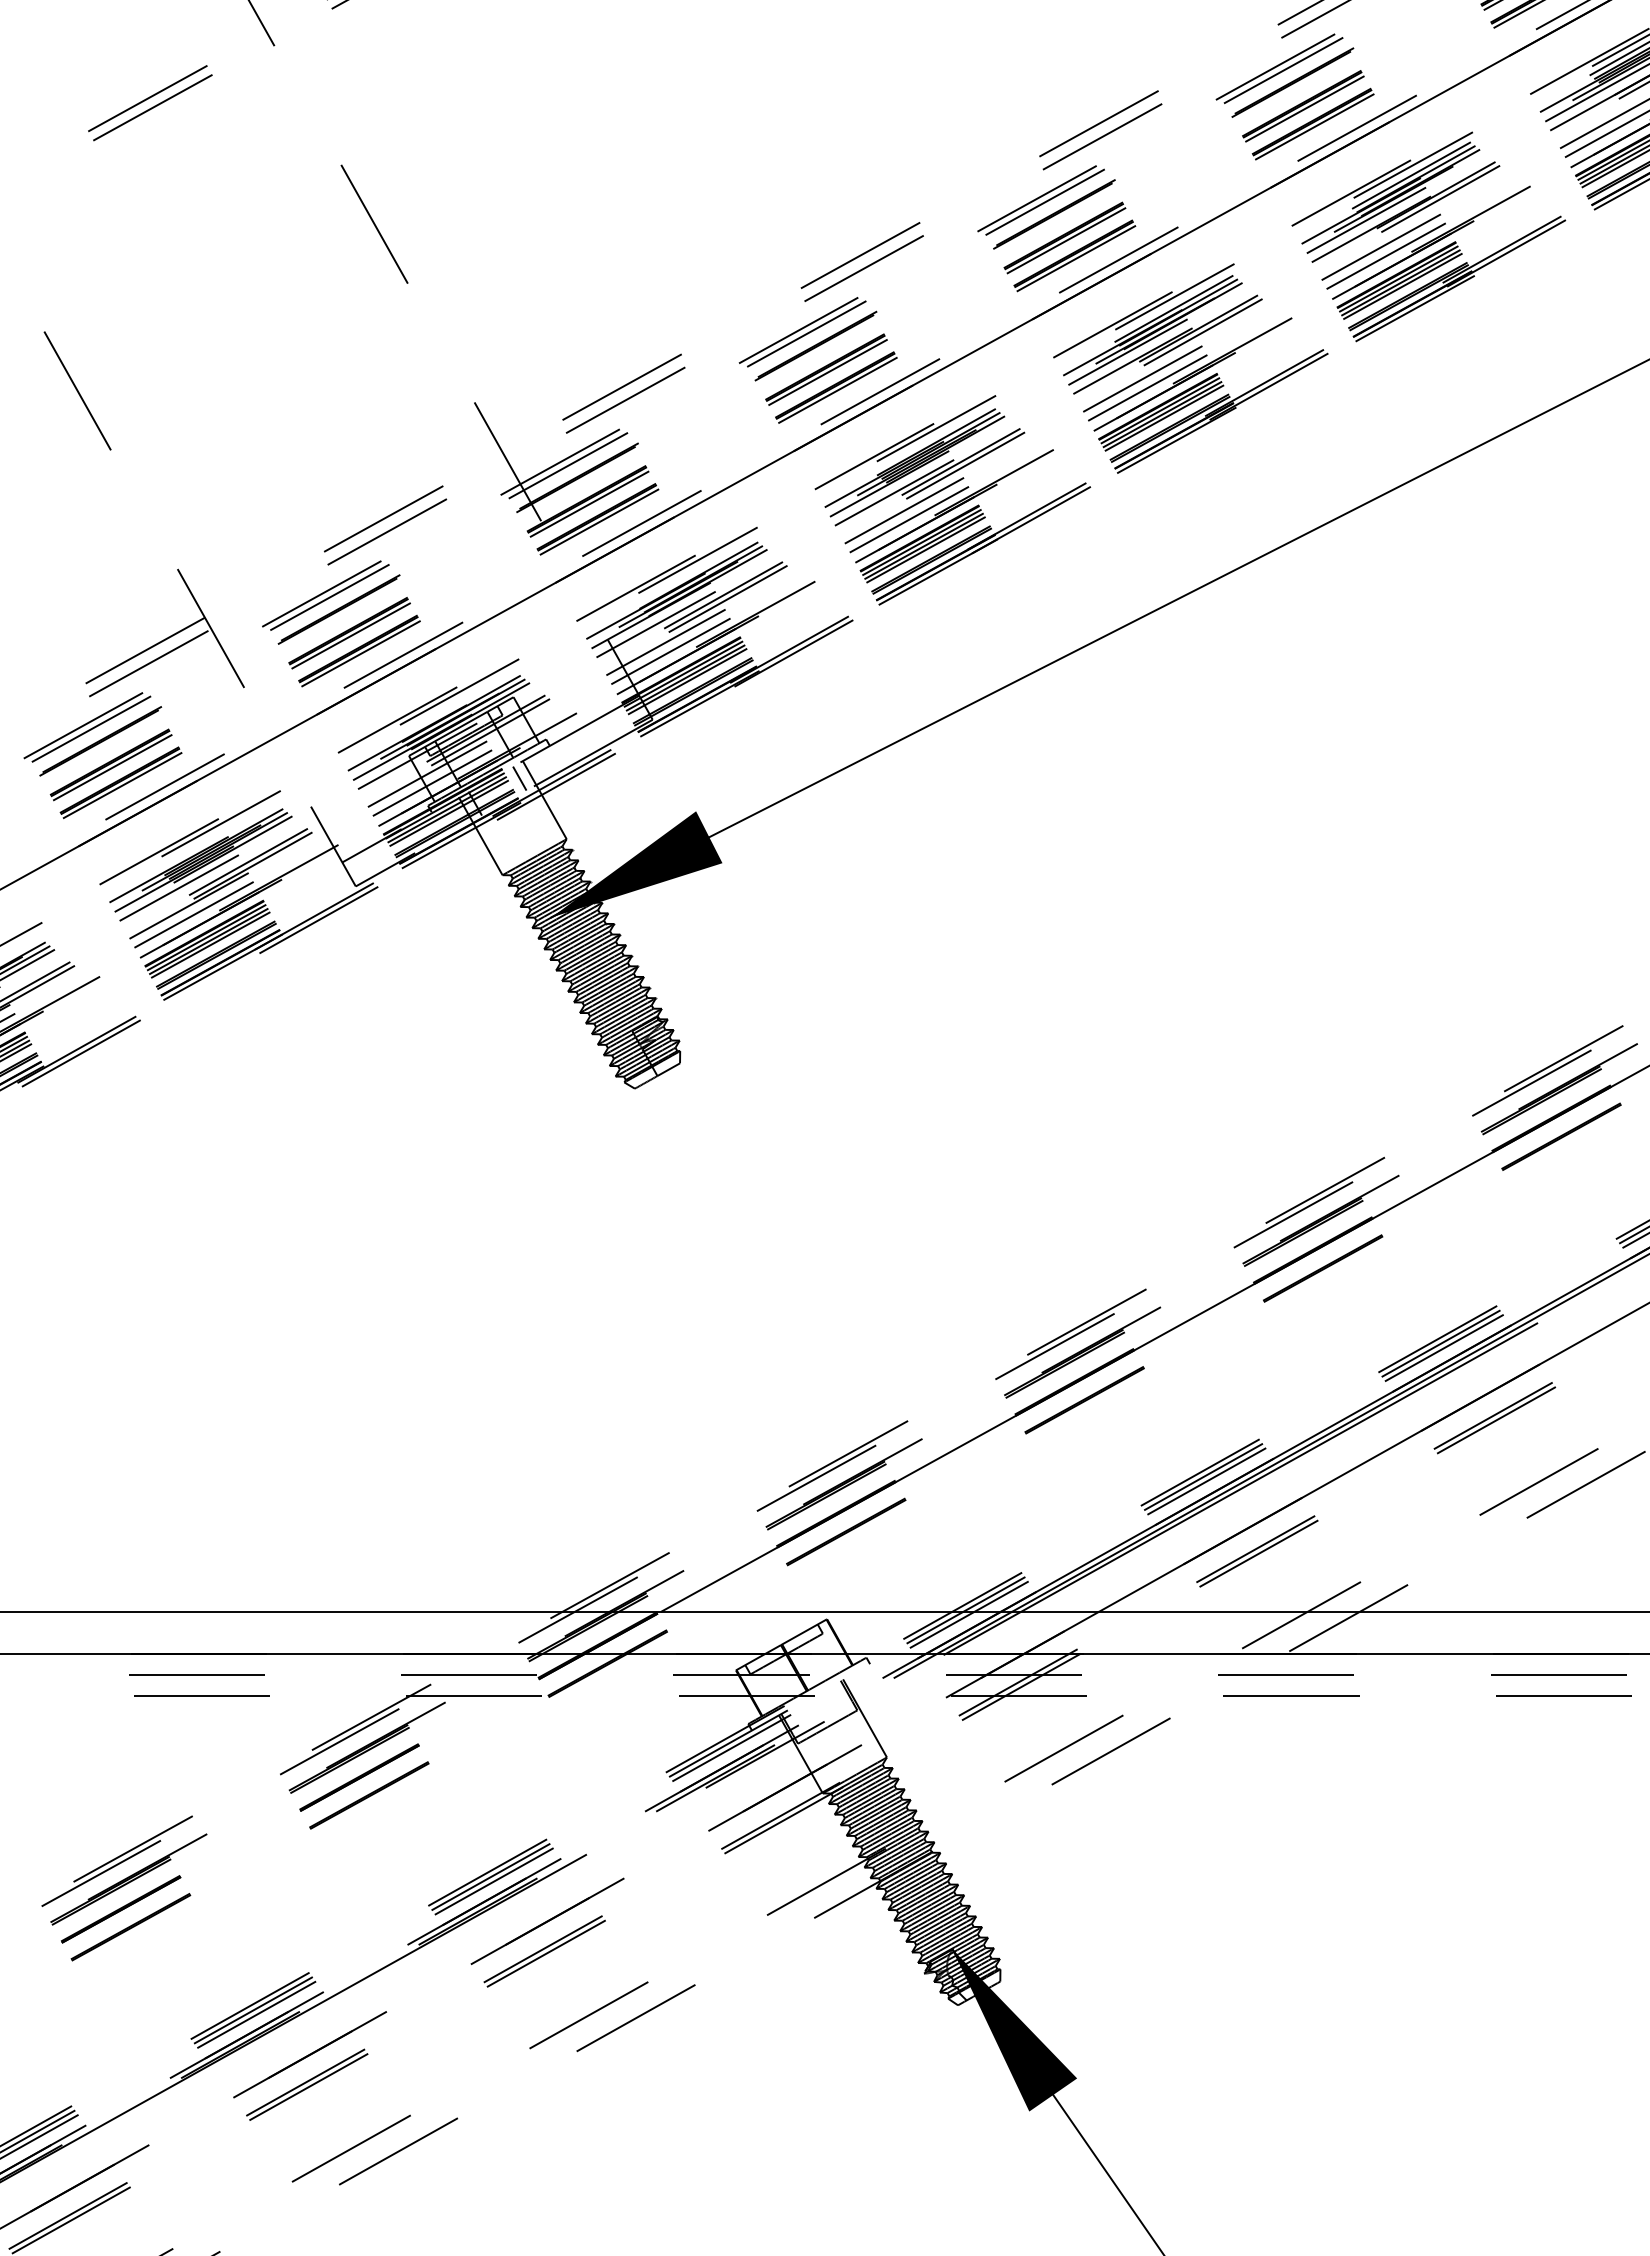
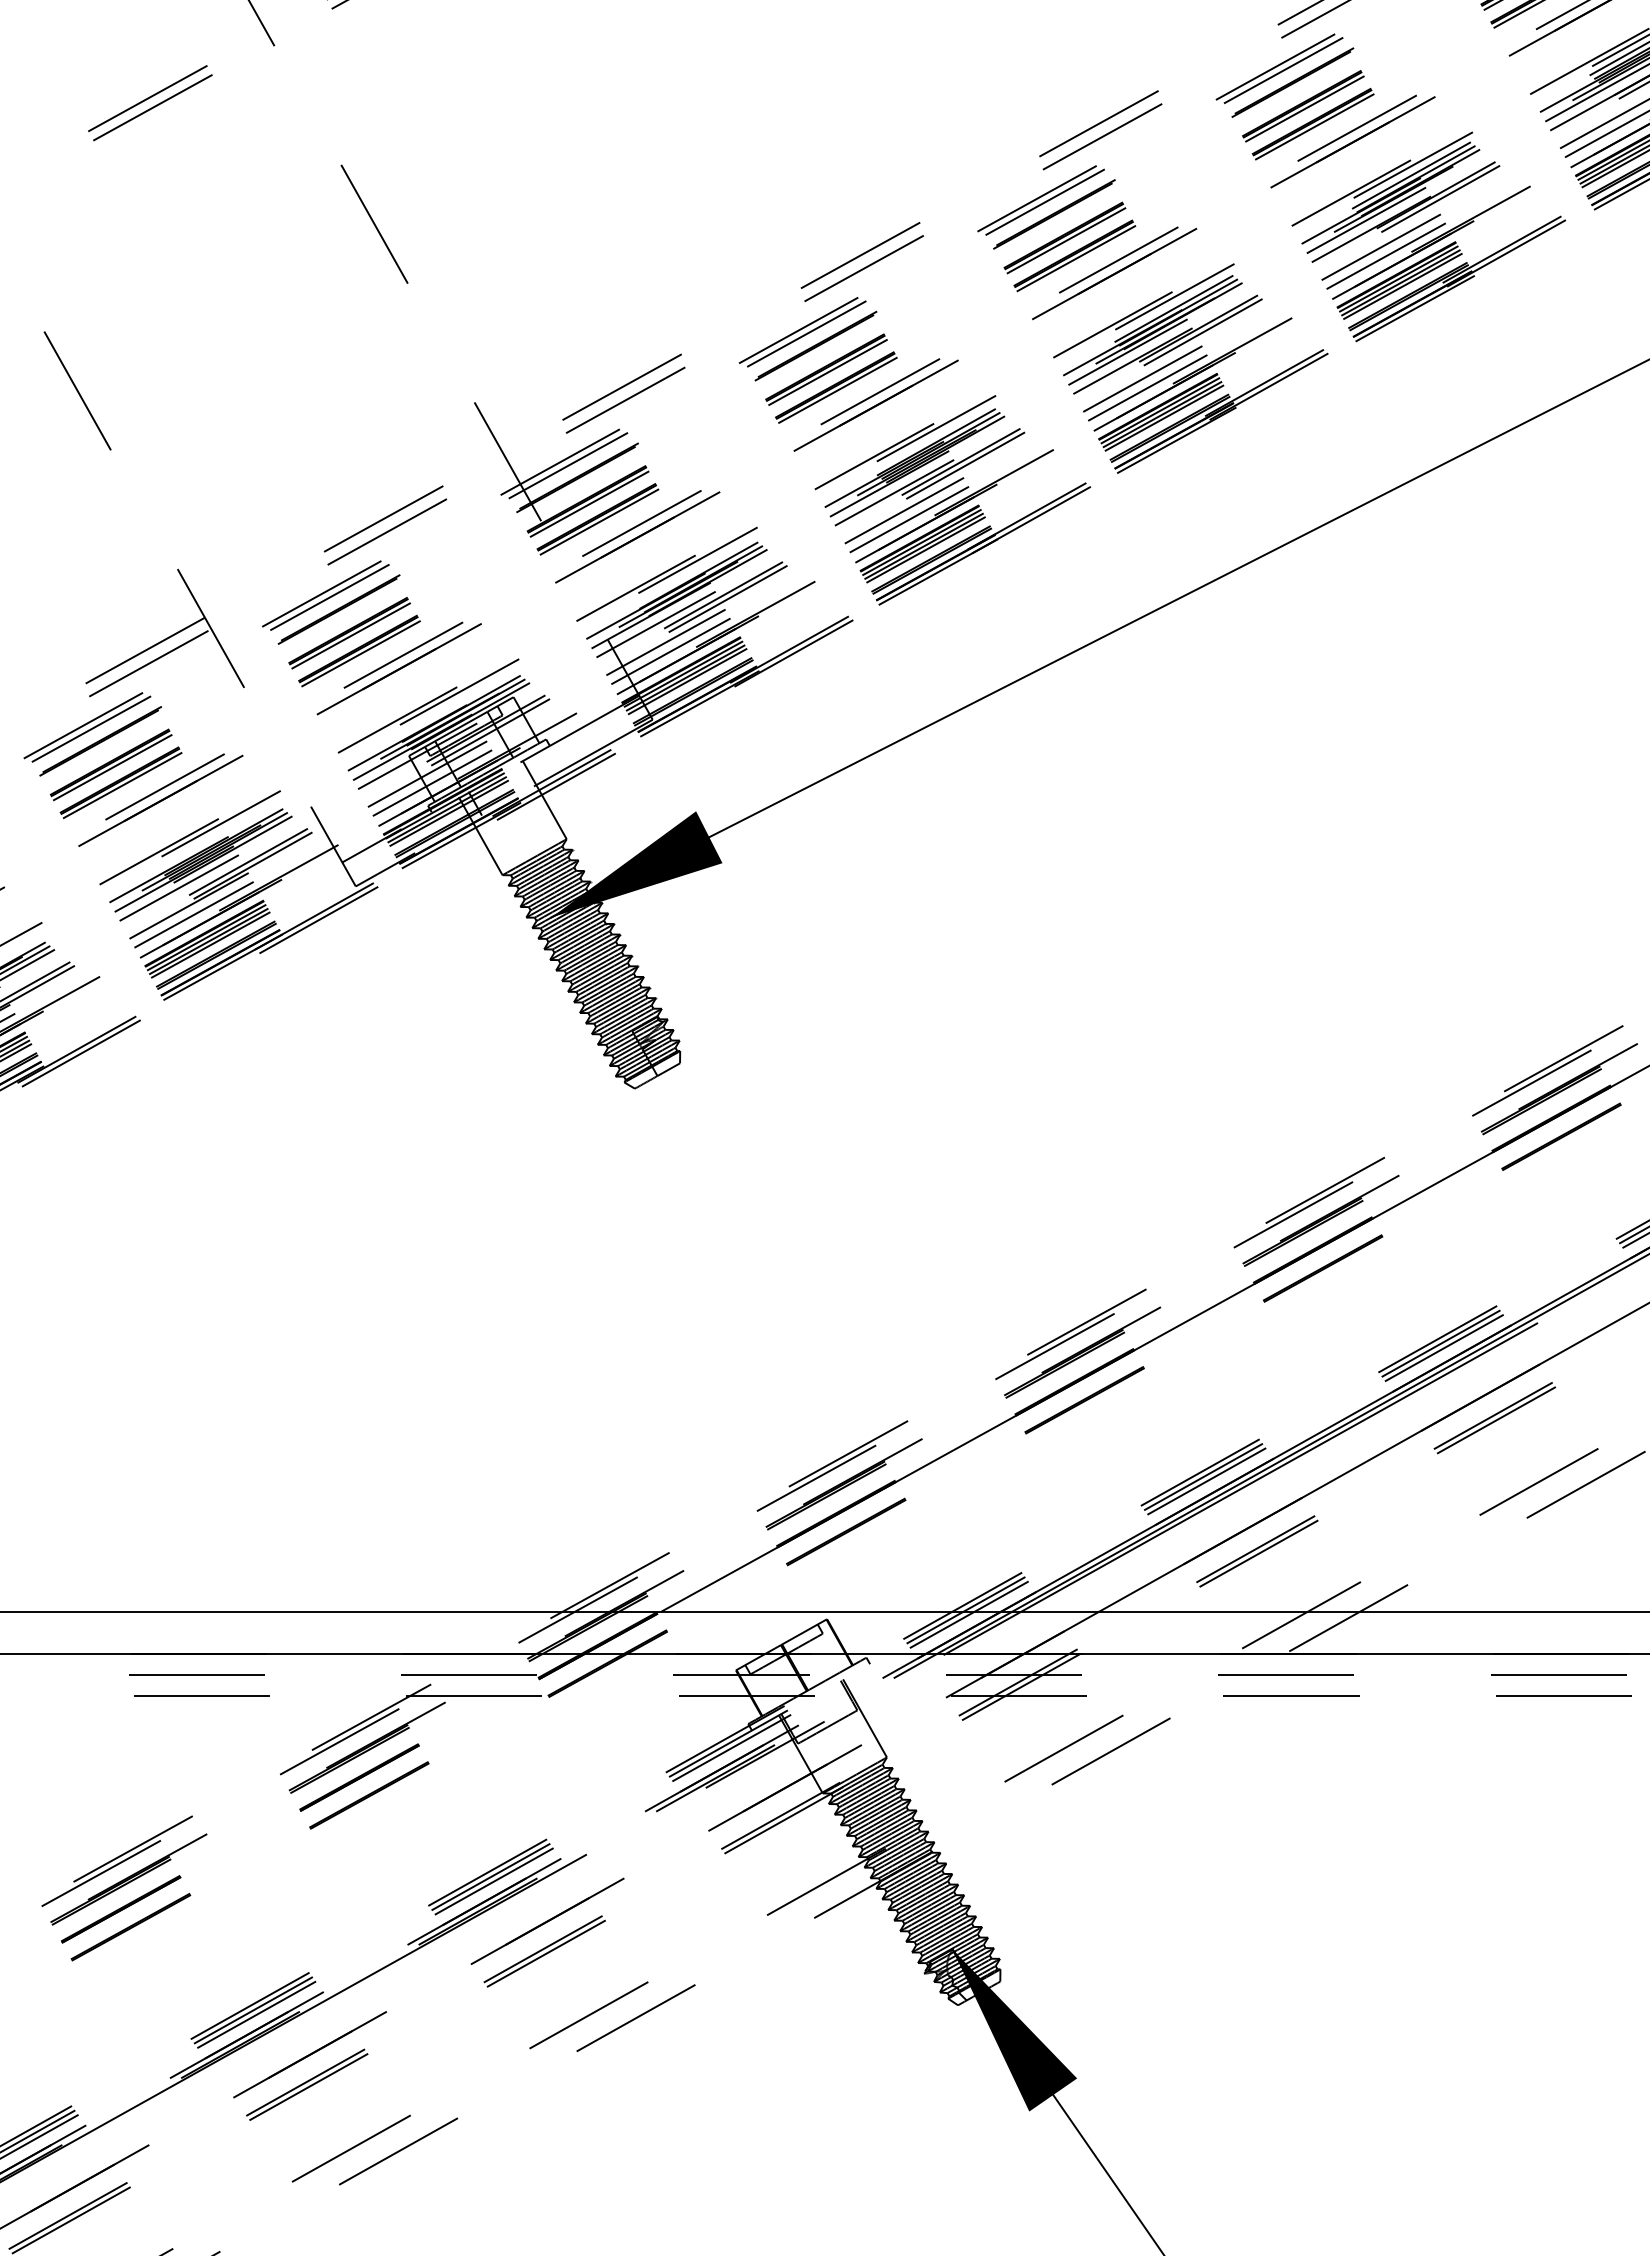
line: solid -> dashed (805, 444)
line: present -> none (519, 778)
